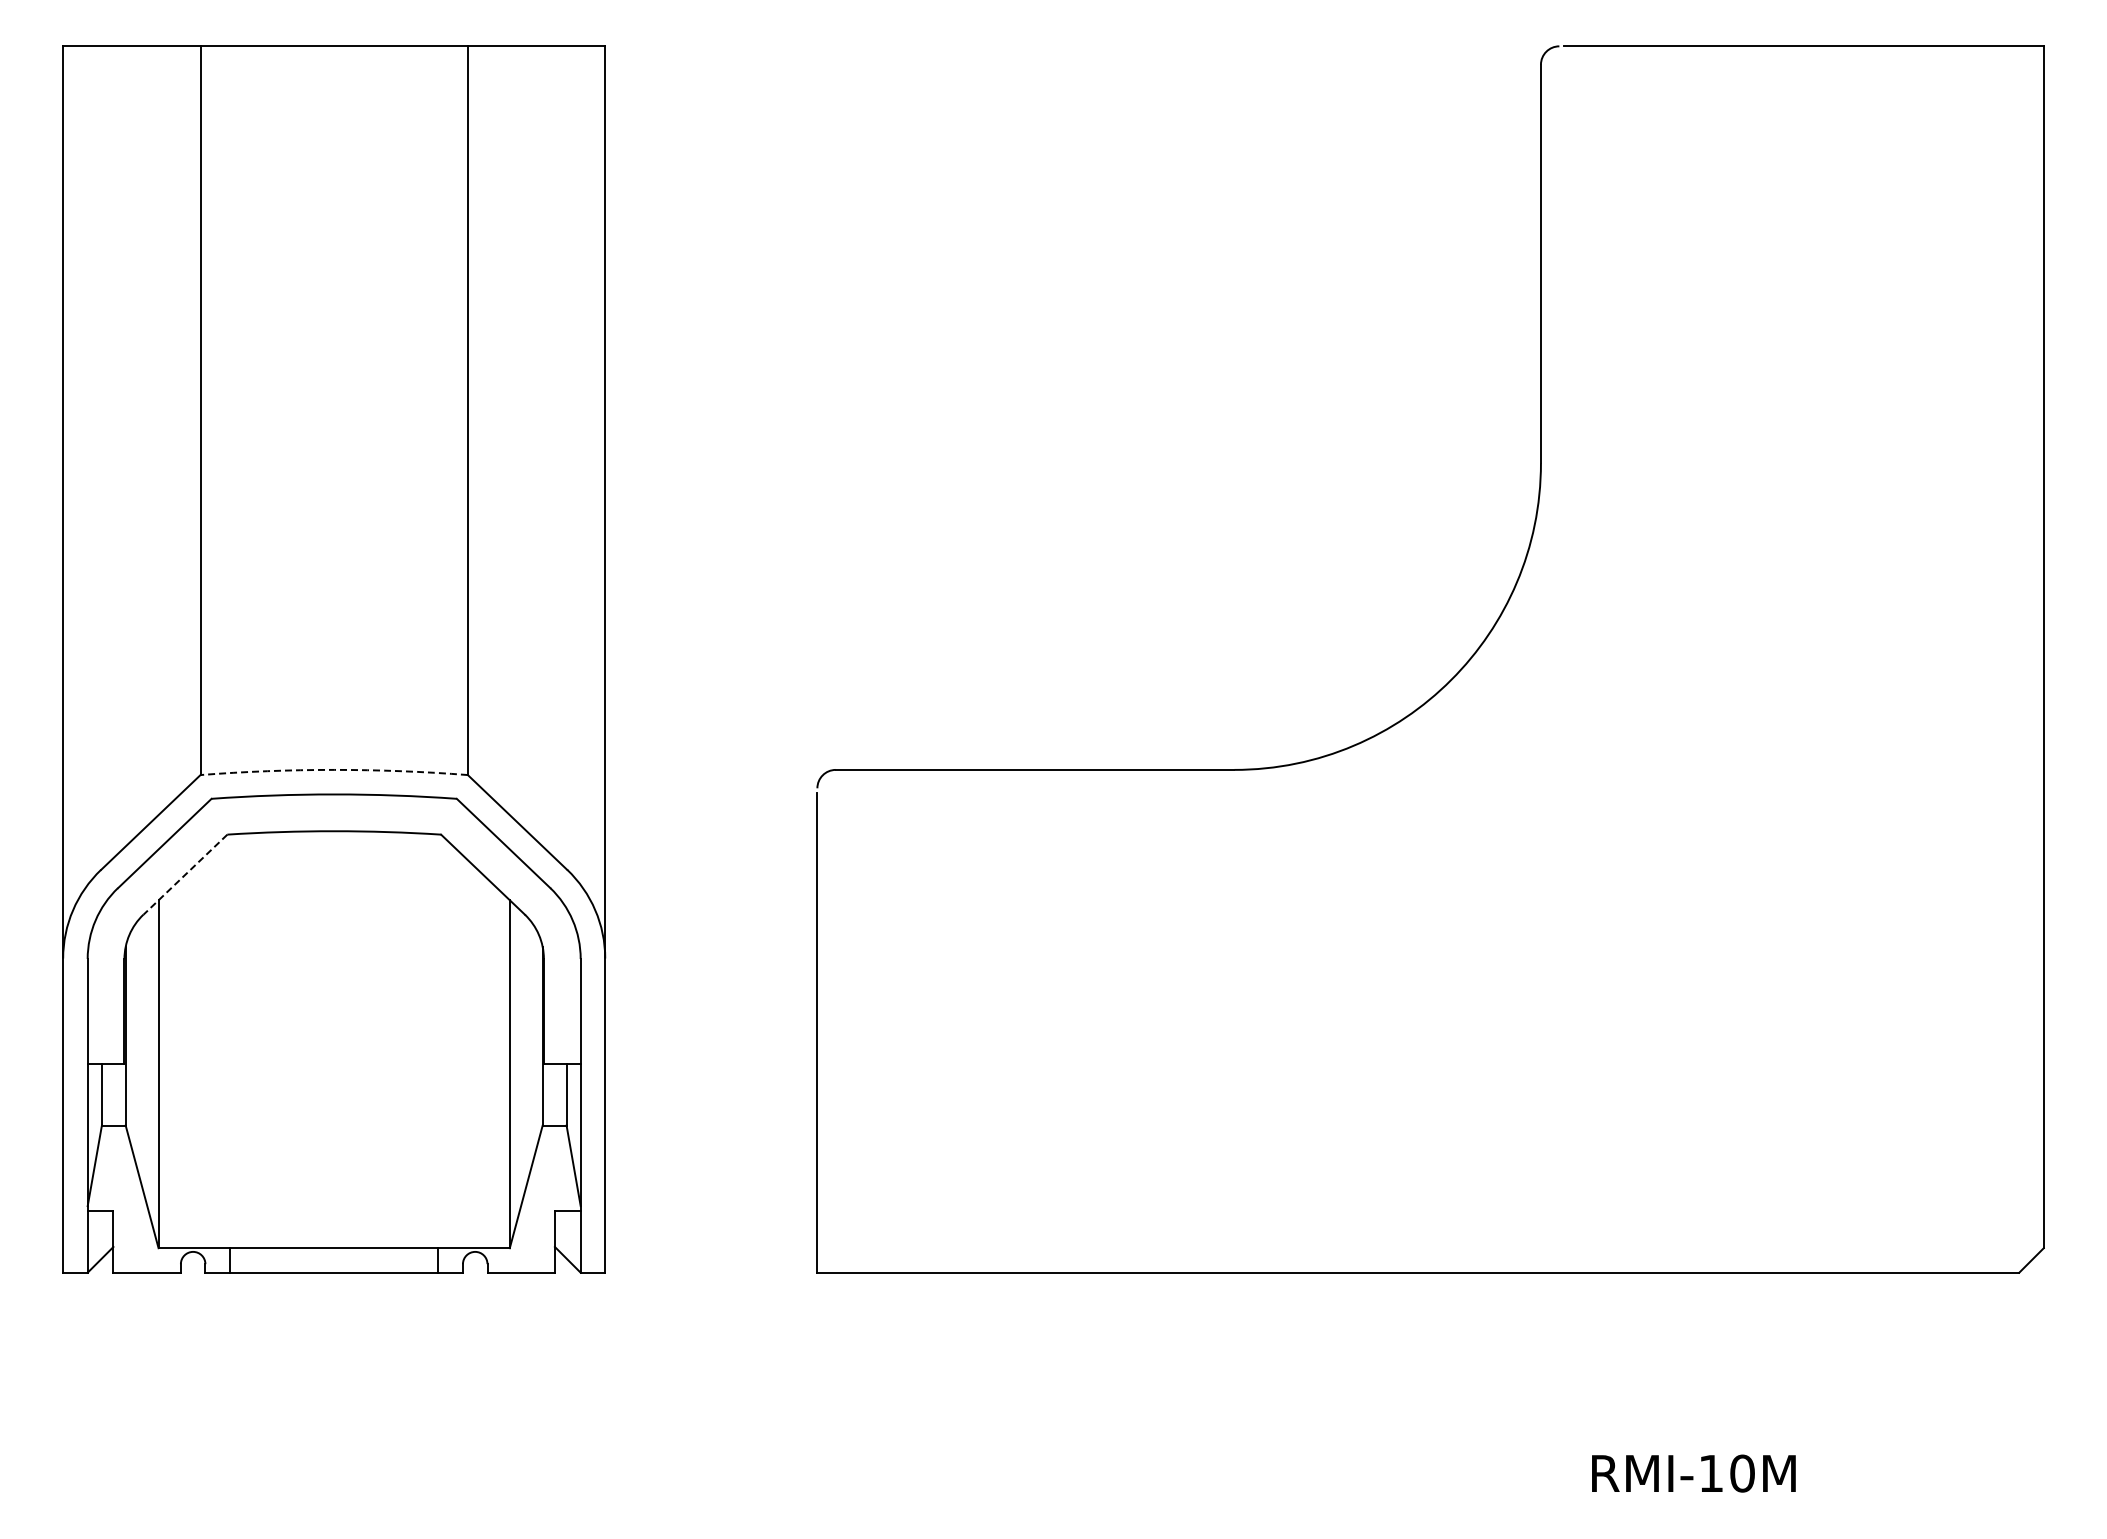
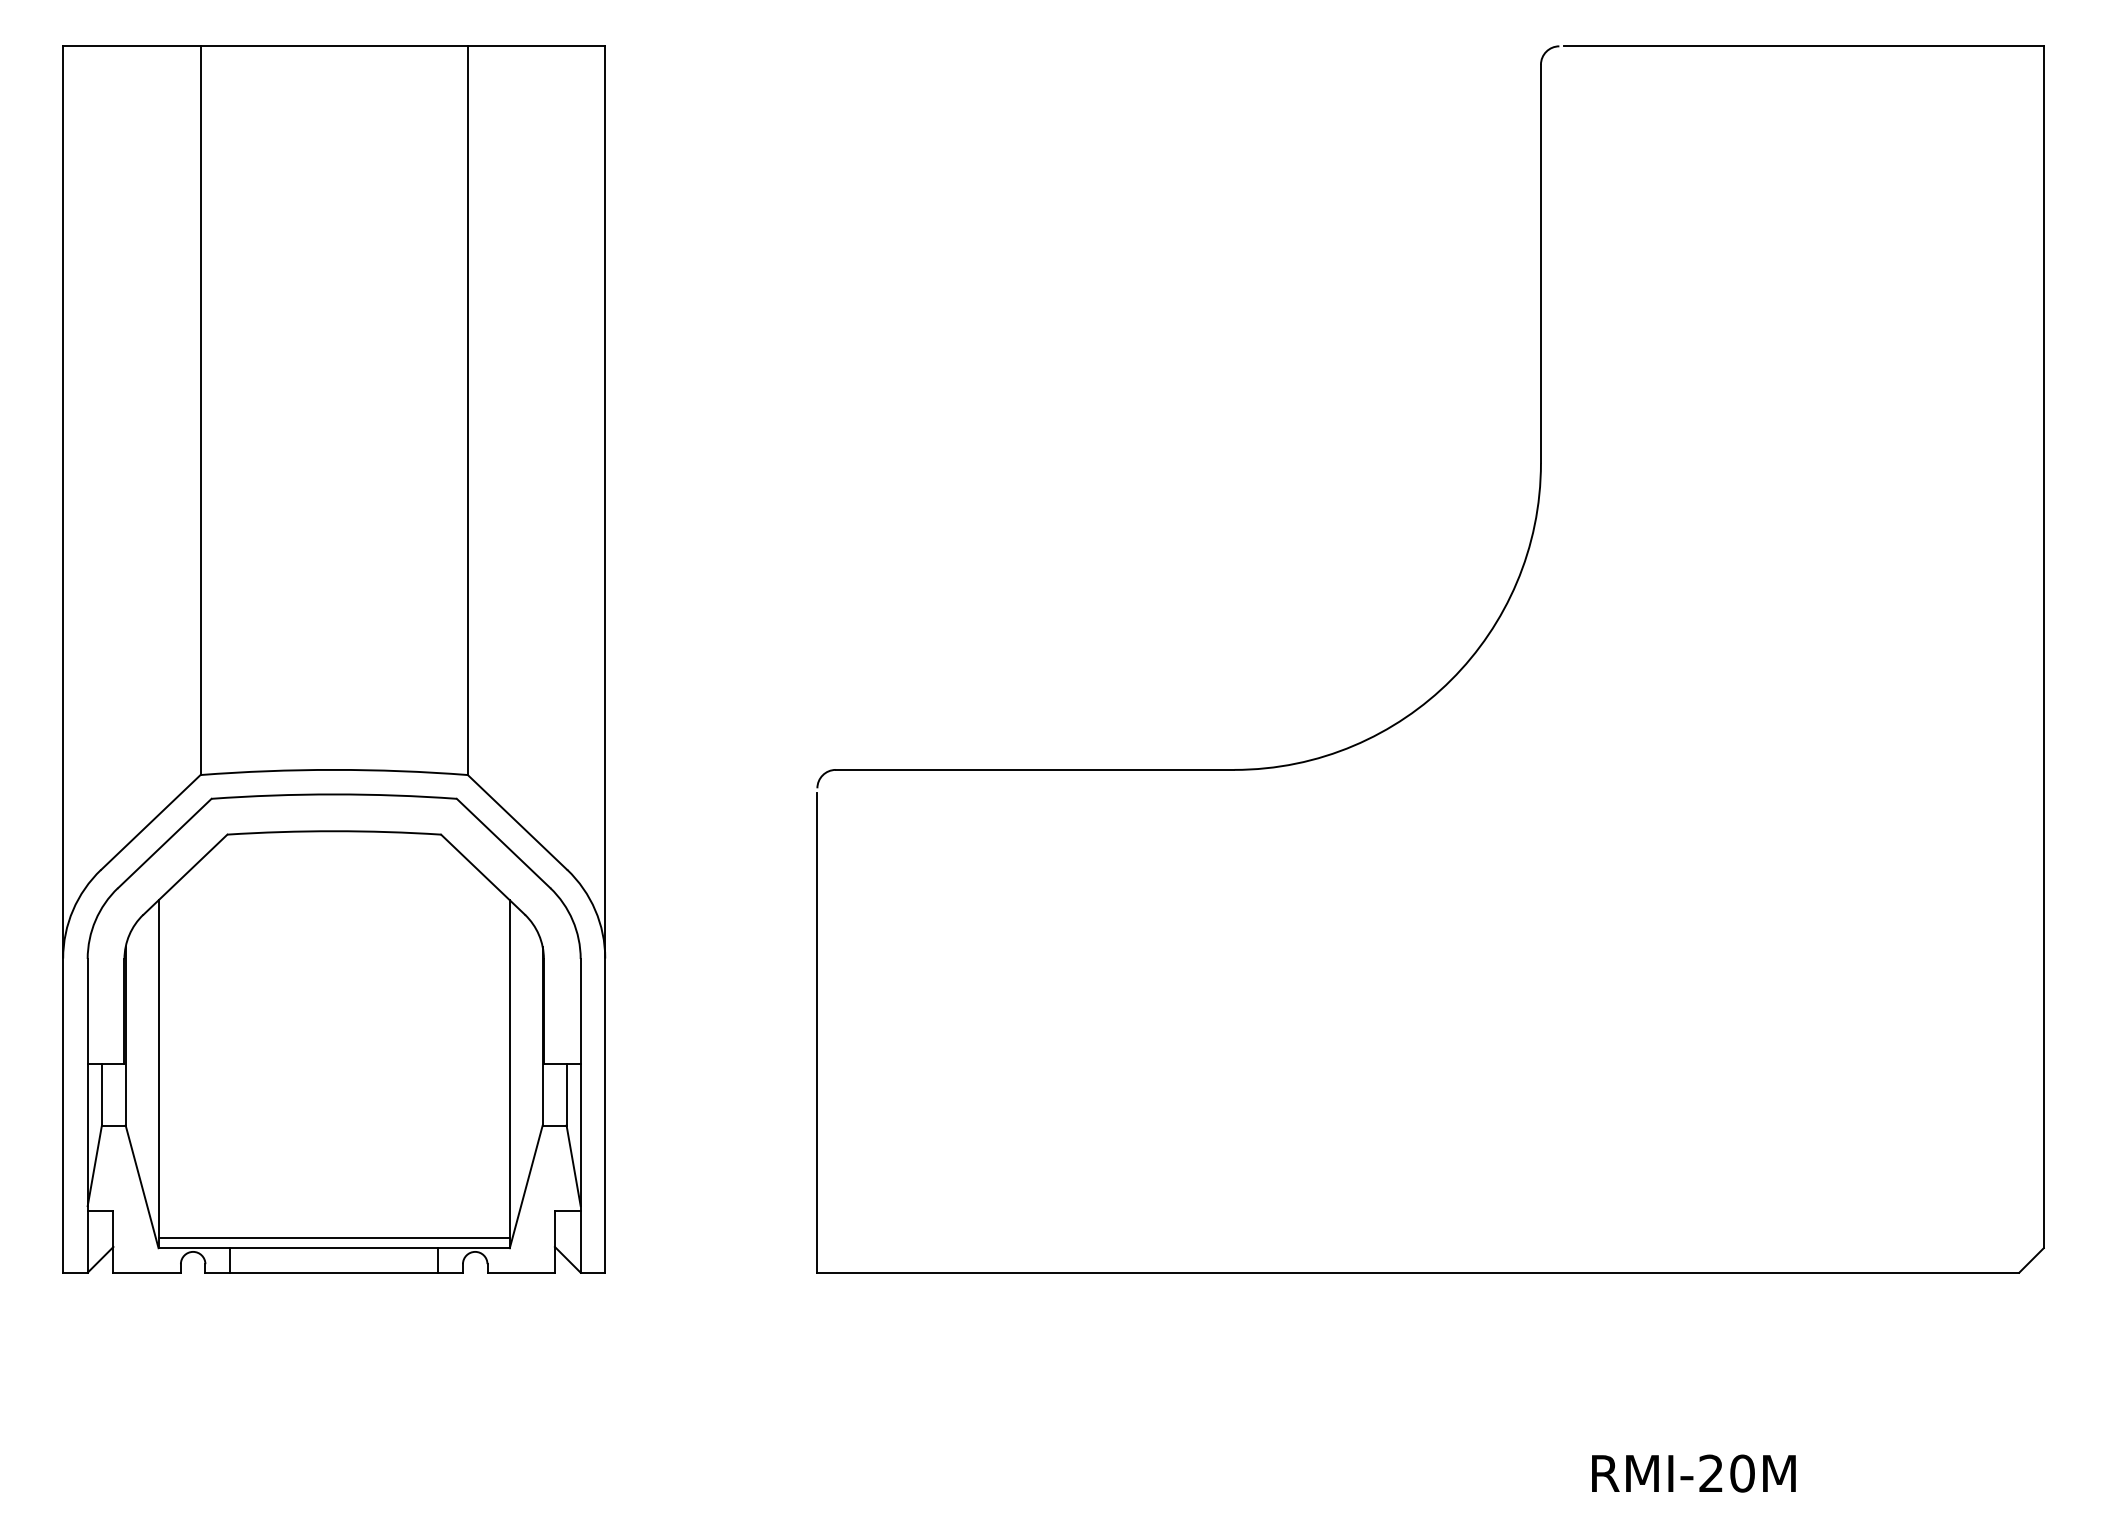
arc: dashed -> solid (334, 769)
line: dashed -> solid (185, 874)
line: none -> present (333, 1238)
text: RMI-10M -> RMI-20M (1710, 1472)
